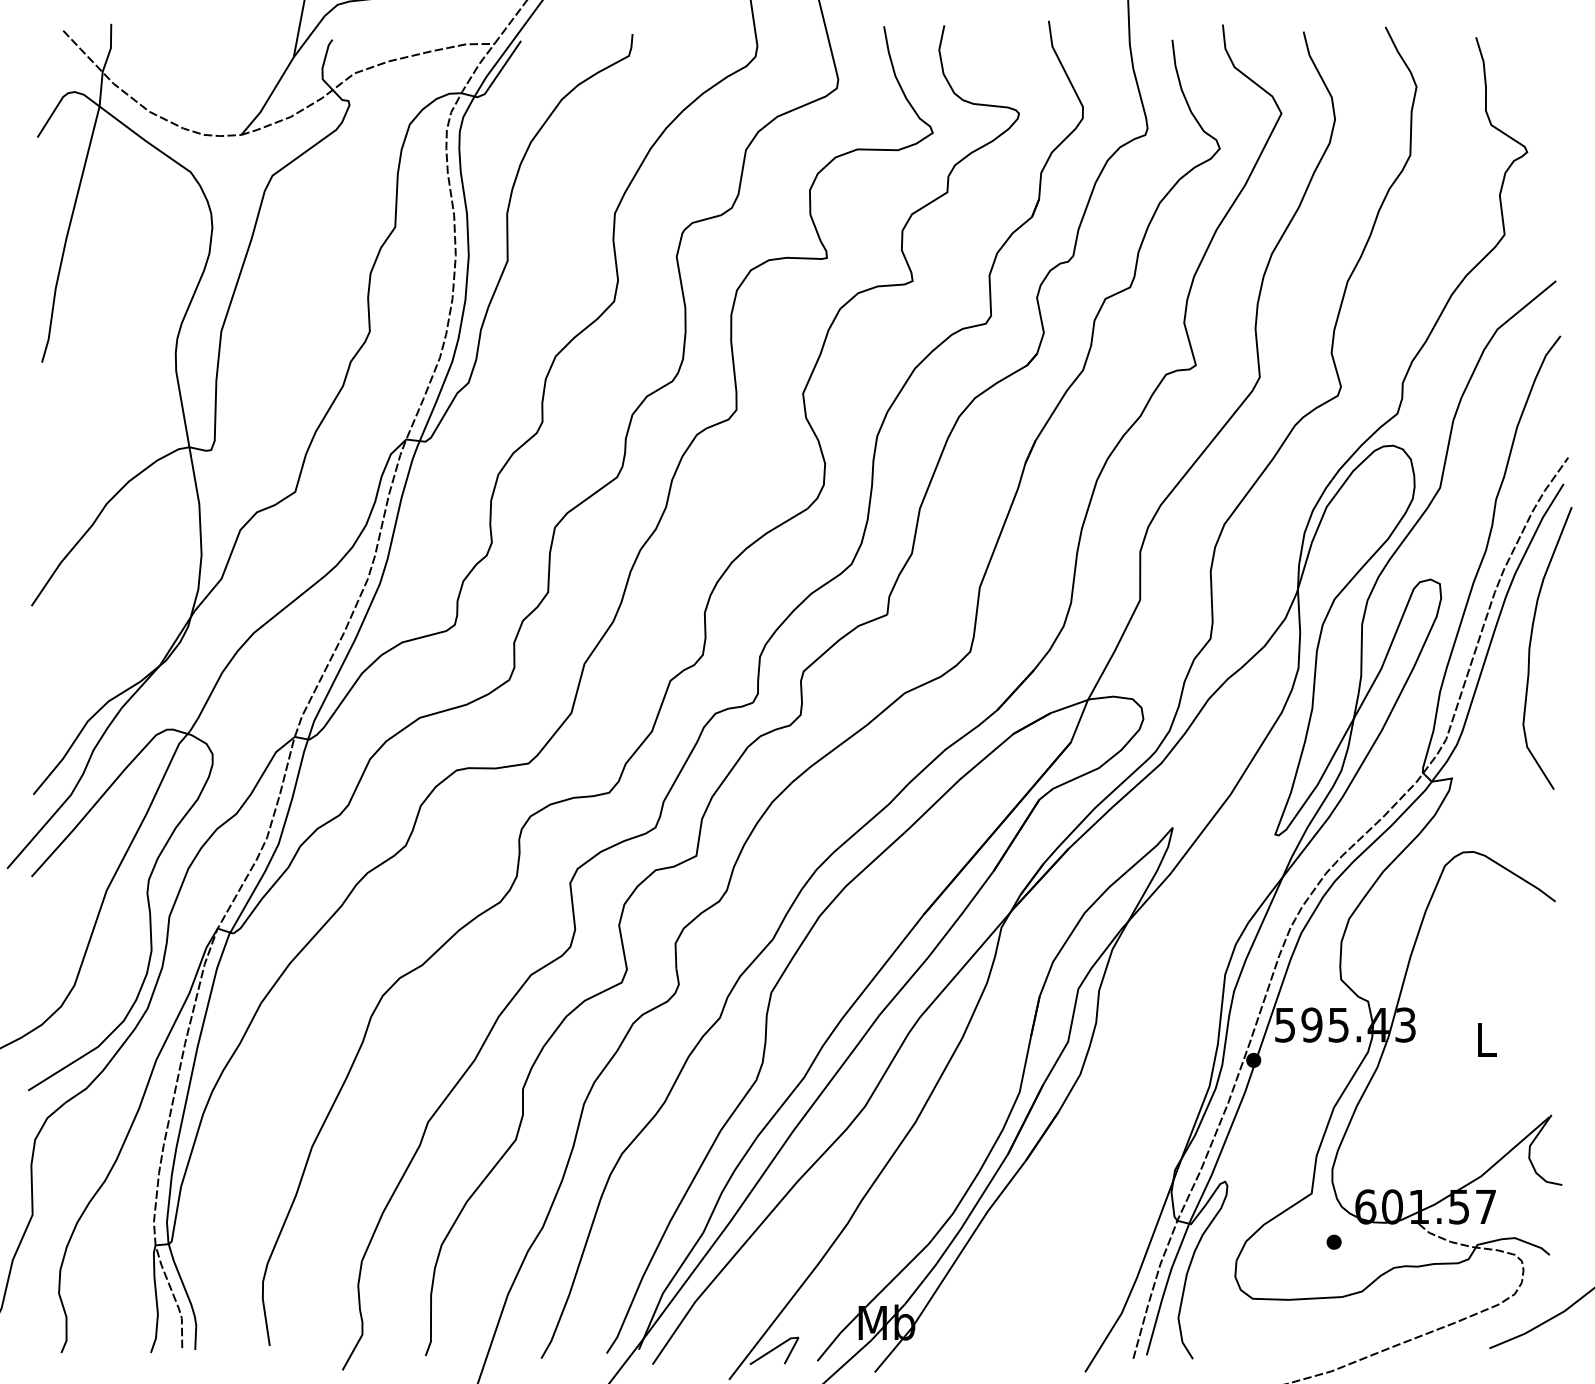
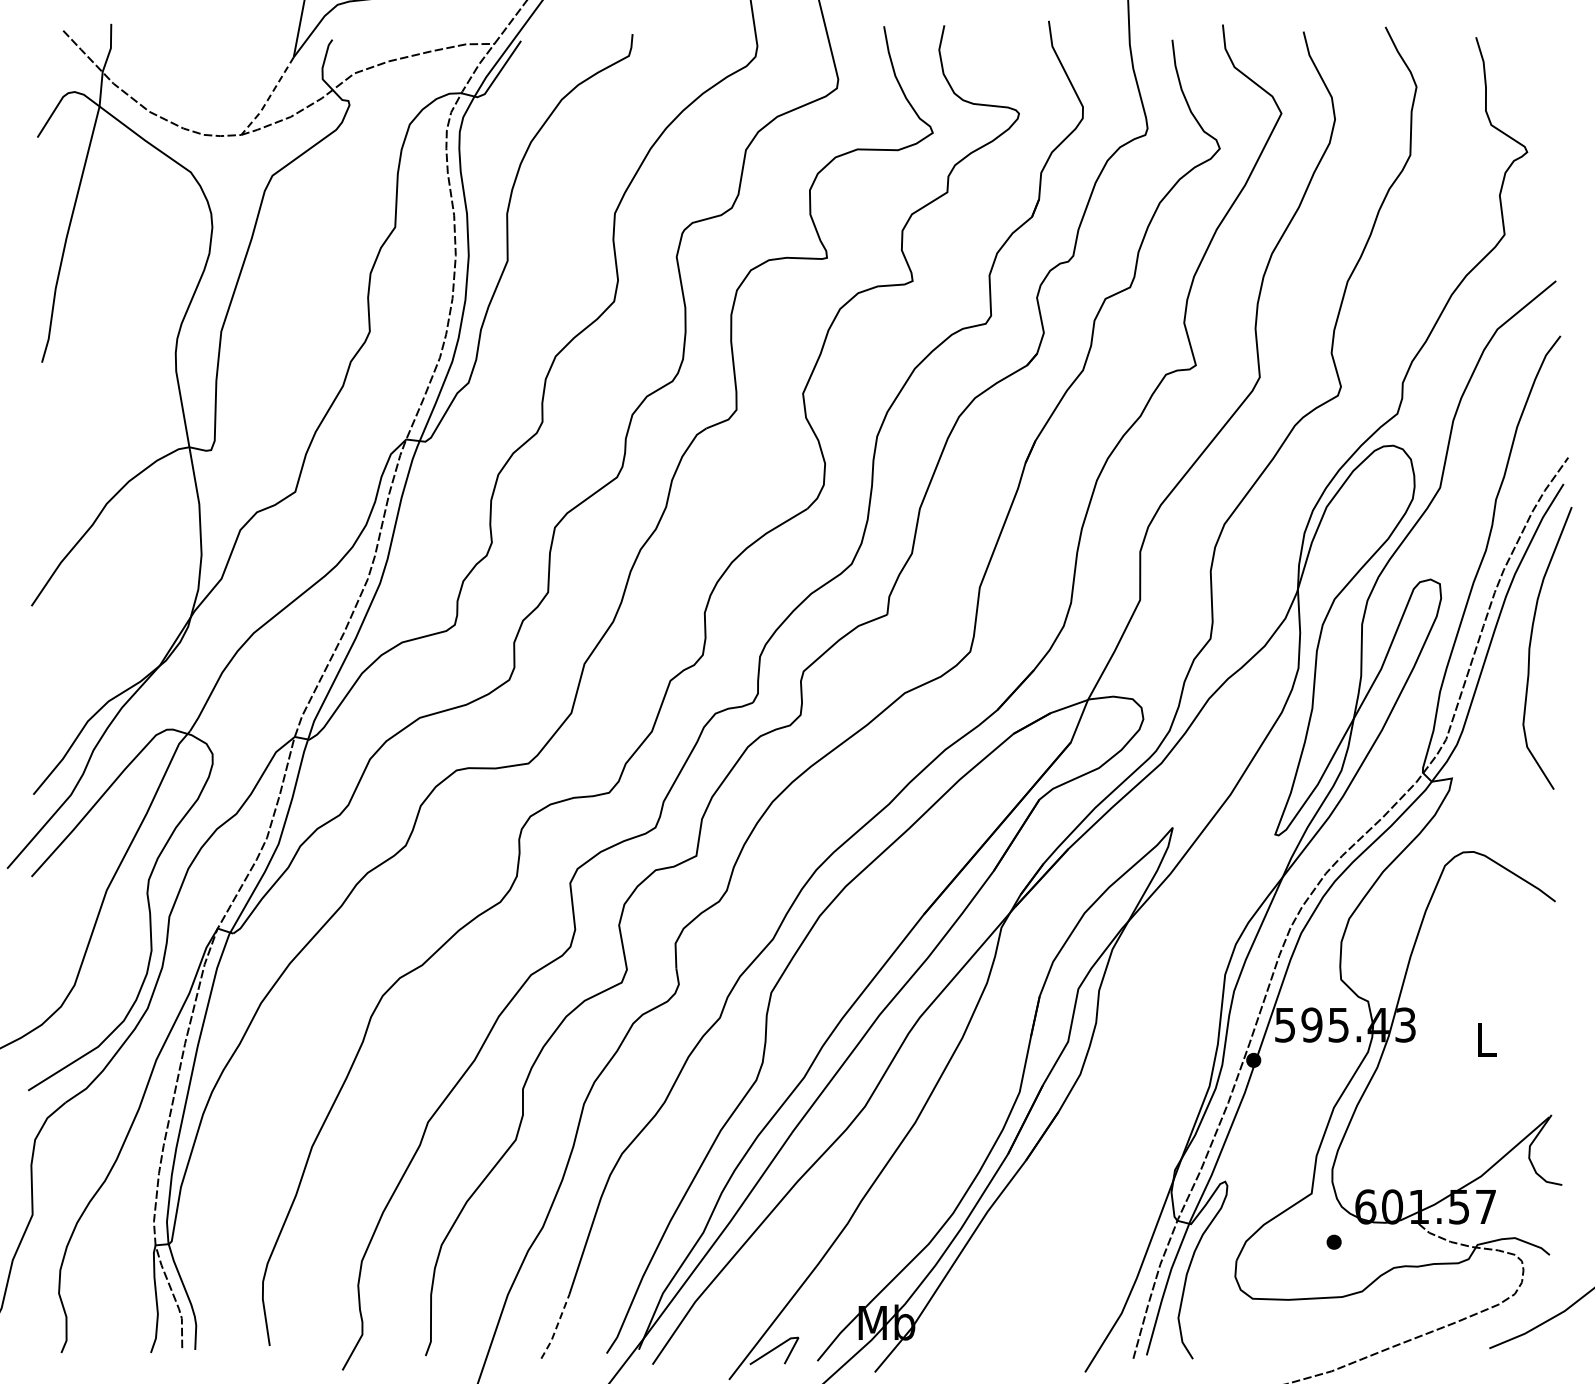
line: solid -> dashed (269, 97)
line: solid -> dashed (556, 1328)
